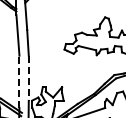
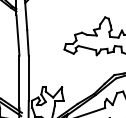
line: dashed -> solid (28, 78)
line: dashed -> solid (19, 81)
